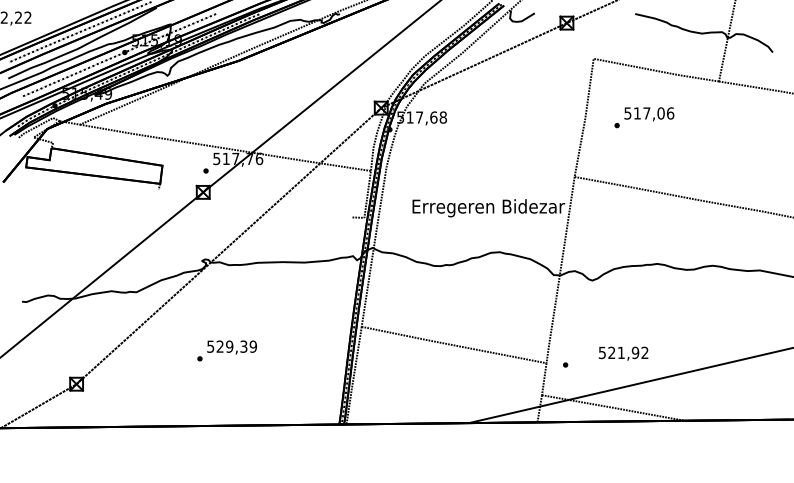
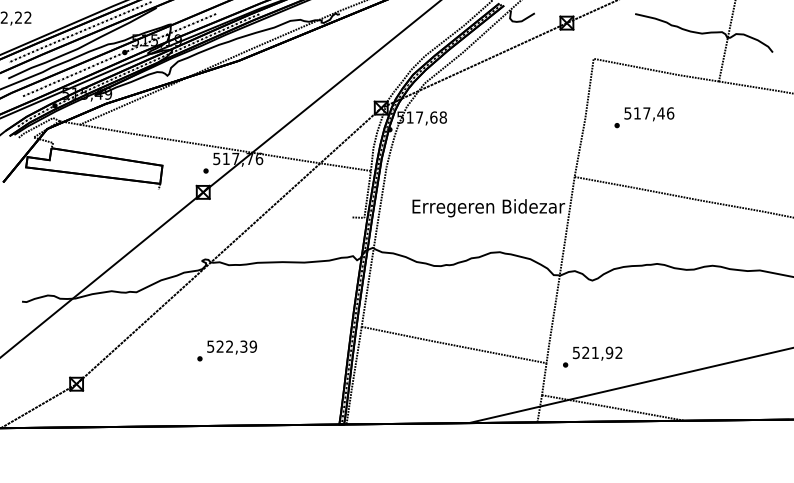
text: 517,06 -> 517,46 (660, 113)
text: 529,39 -> 522,39 (229, 346)
text position: (623, 353) -> (597, 353) (597, 353)
